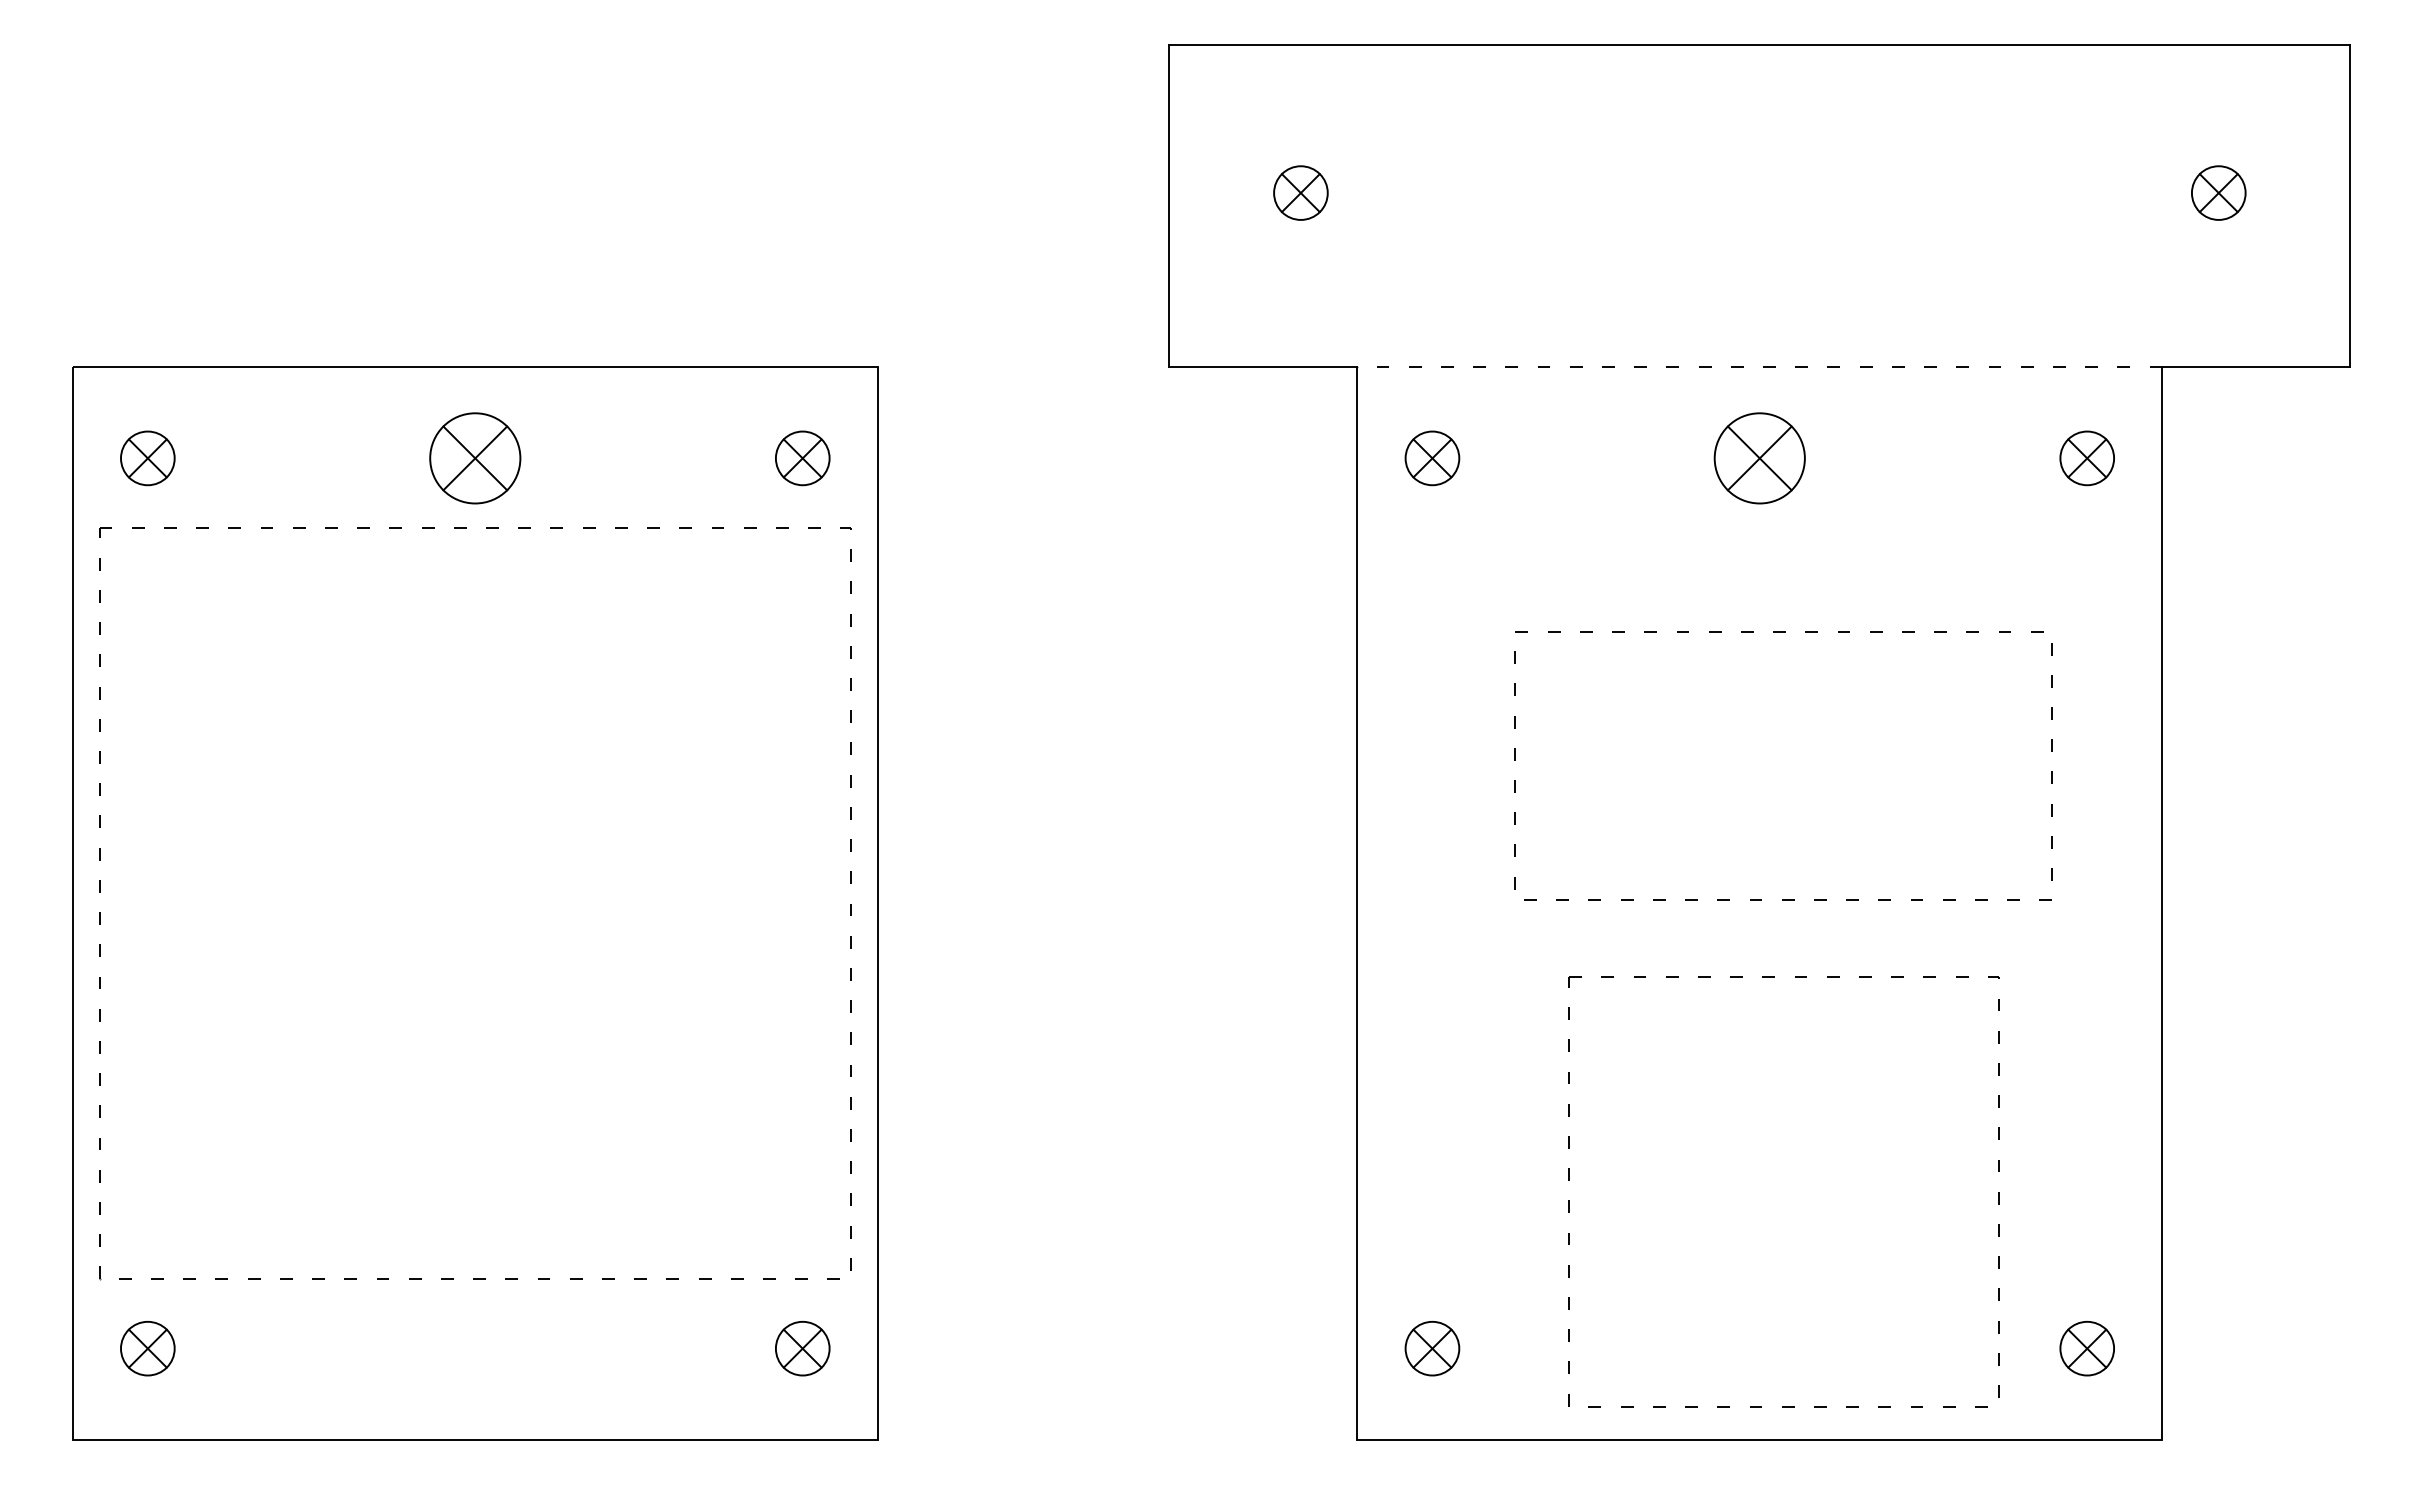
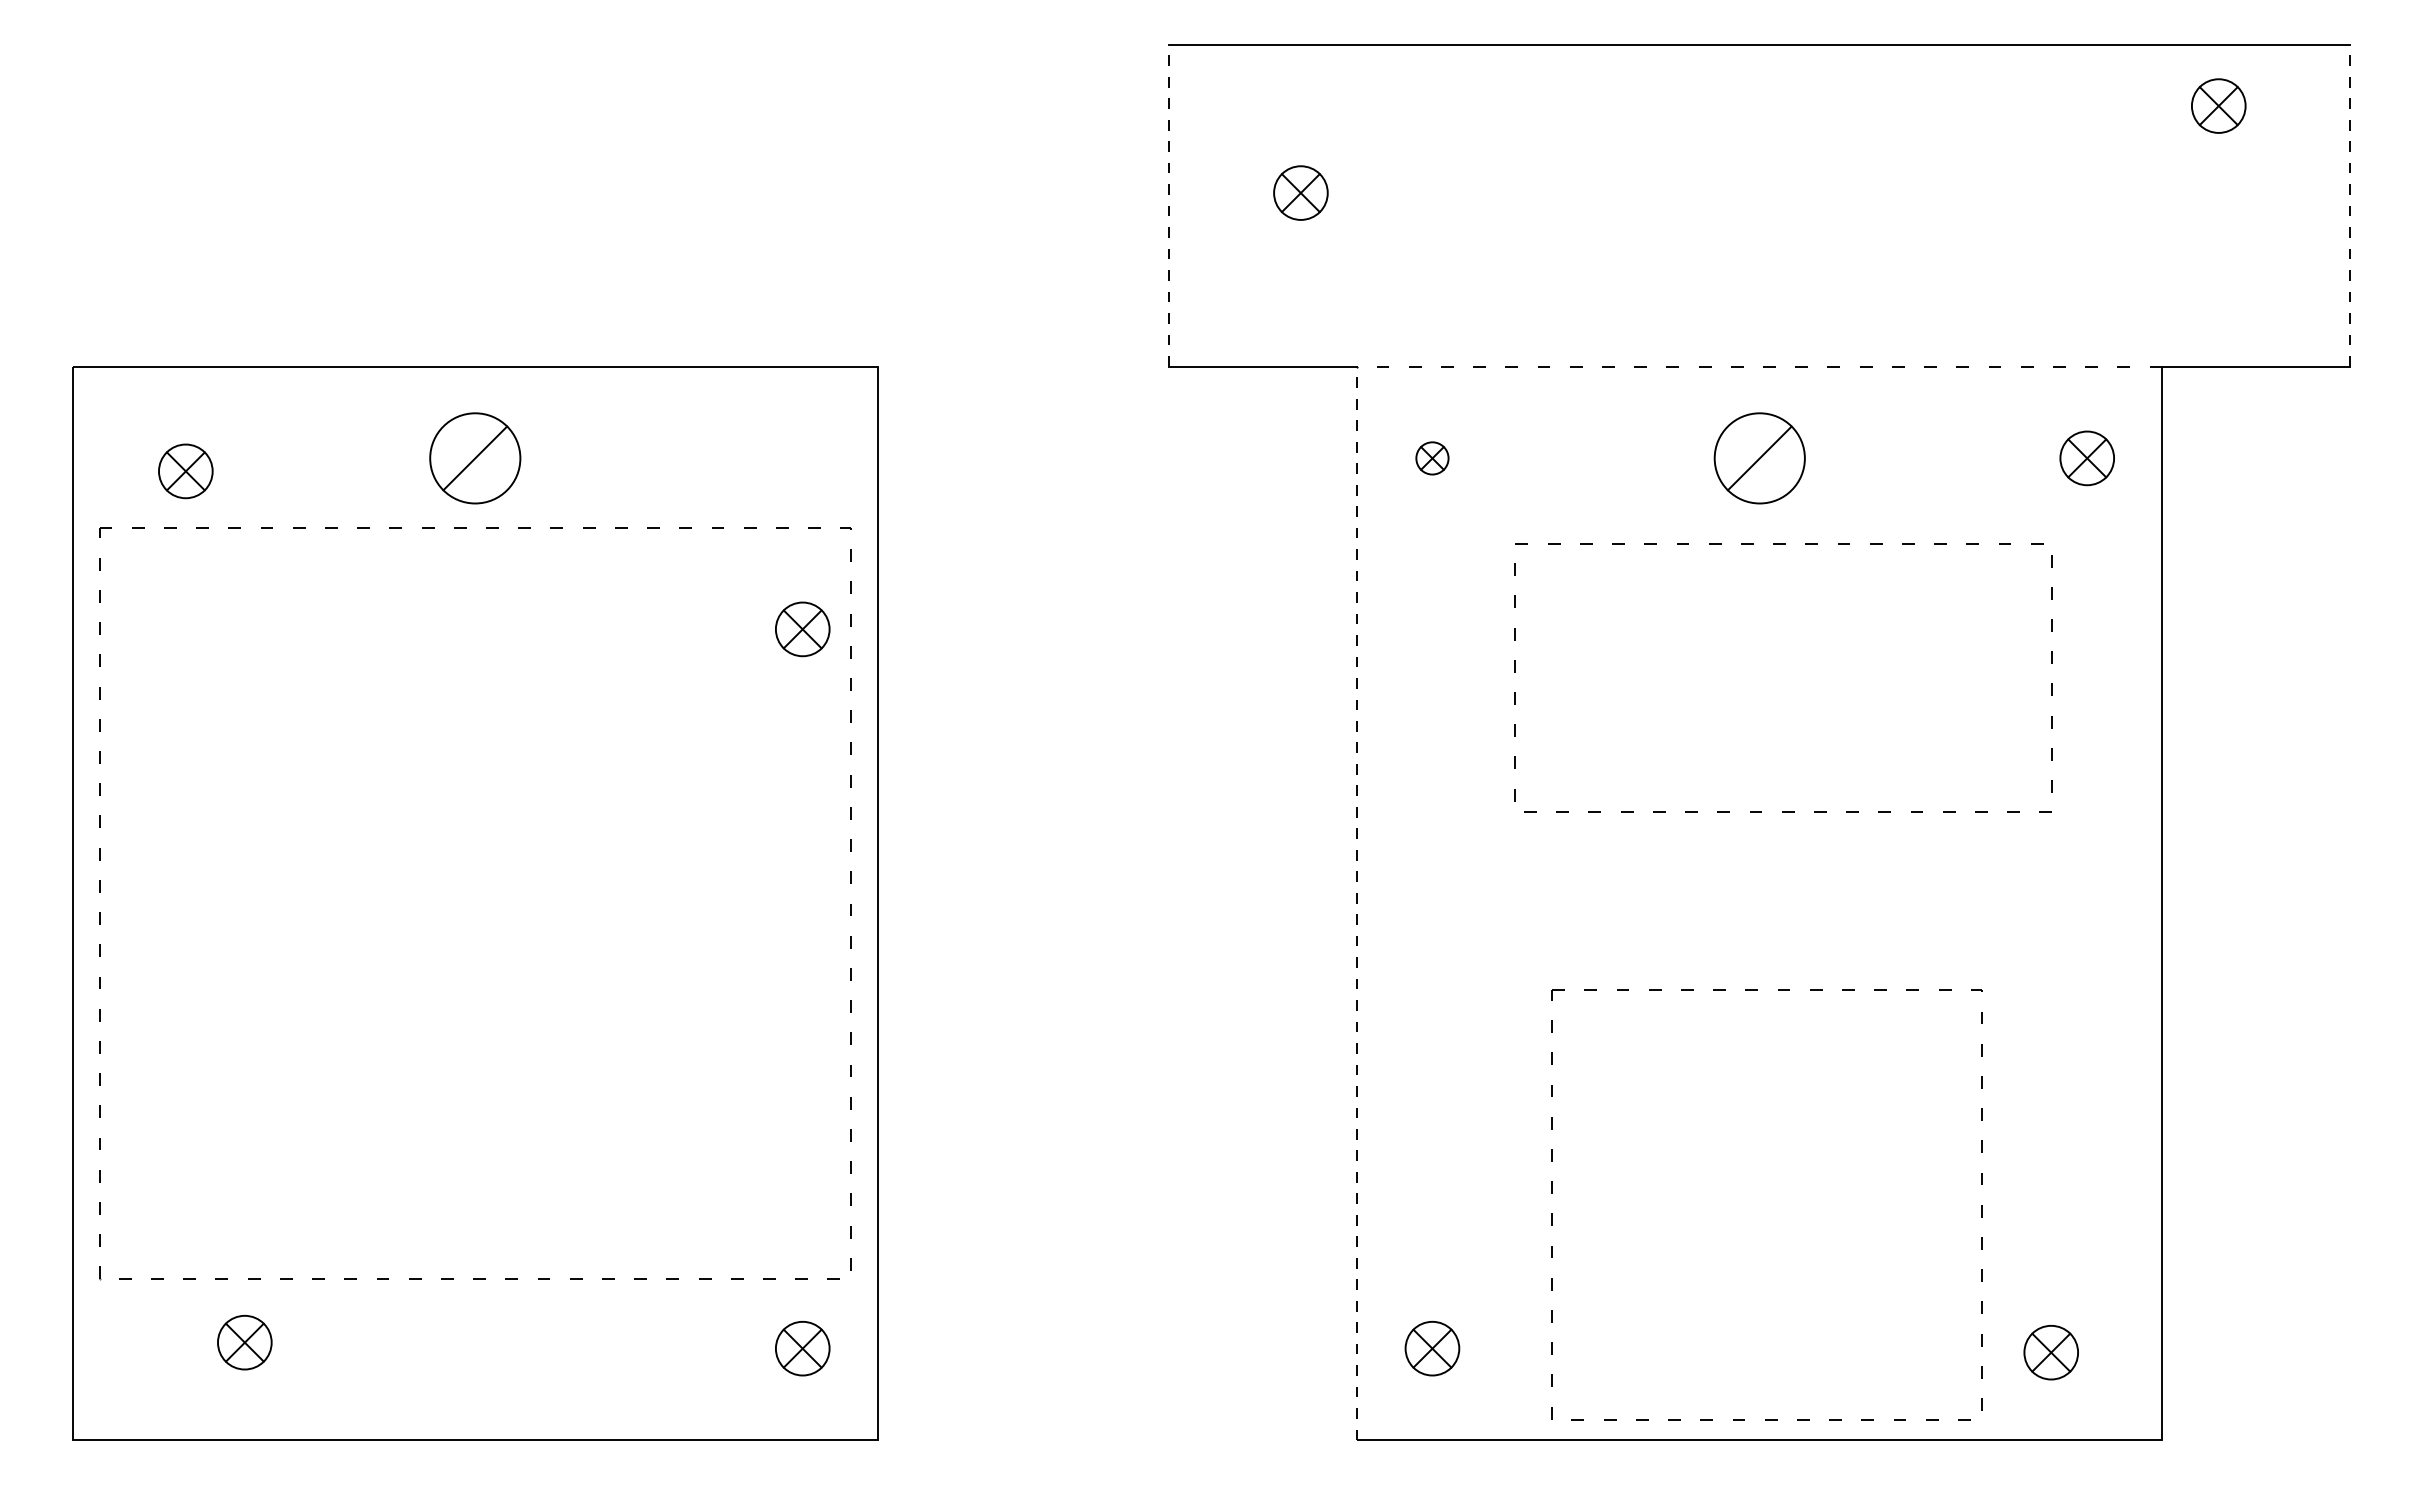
part position: (2218, 192) -> (2218, 105) (2218, 105)
line: solid -> dashed (1169, 205)
line: solid -> dashed (2350, 205)
part position: (147, 458) -> (185, 471) (185, 471)
line: present -> none (475, 458)
part position: (802, 458) -> (802, 629) (802, 629)
part size: 57x57 px -> 35x35 px (1432, 458)
line: present -> none (1759, 458)
part position: (1783, 632) -> (1783, 544) (1783, 544)
line: solid -> dashed (1357, 903)
part position: (1774, 977) -> (1757, 990) (1757, 990)
part position: (147, 1348) -> (244, 1342) (244, 1342)
part position: (2086, 1348) -> (2050, 1352) (2050, 1352)
